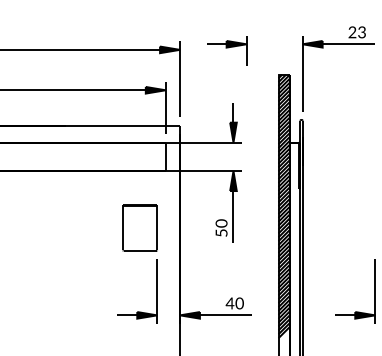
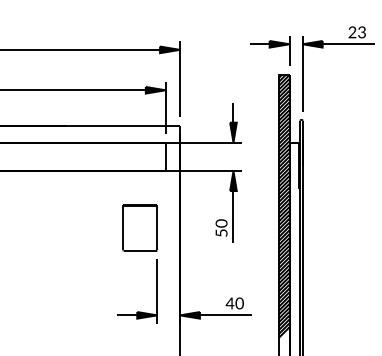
part position: (227, 50) -> (270, 50) (270, 50)
part: present -> none (374, 291)
